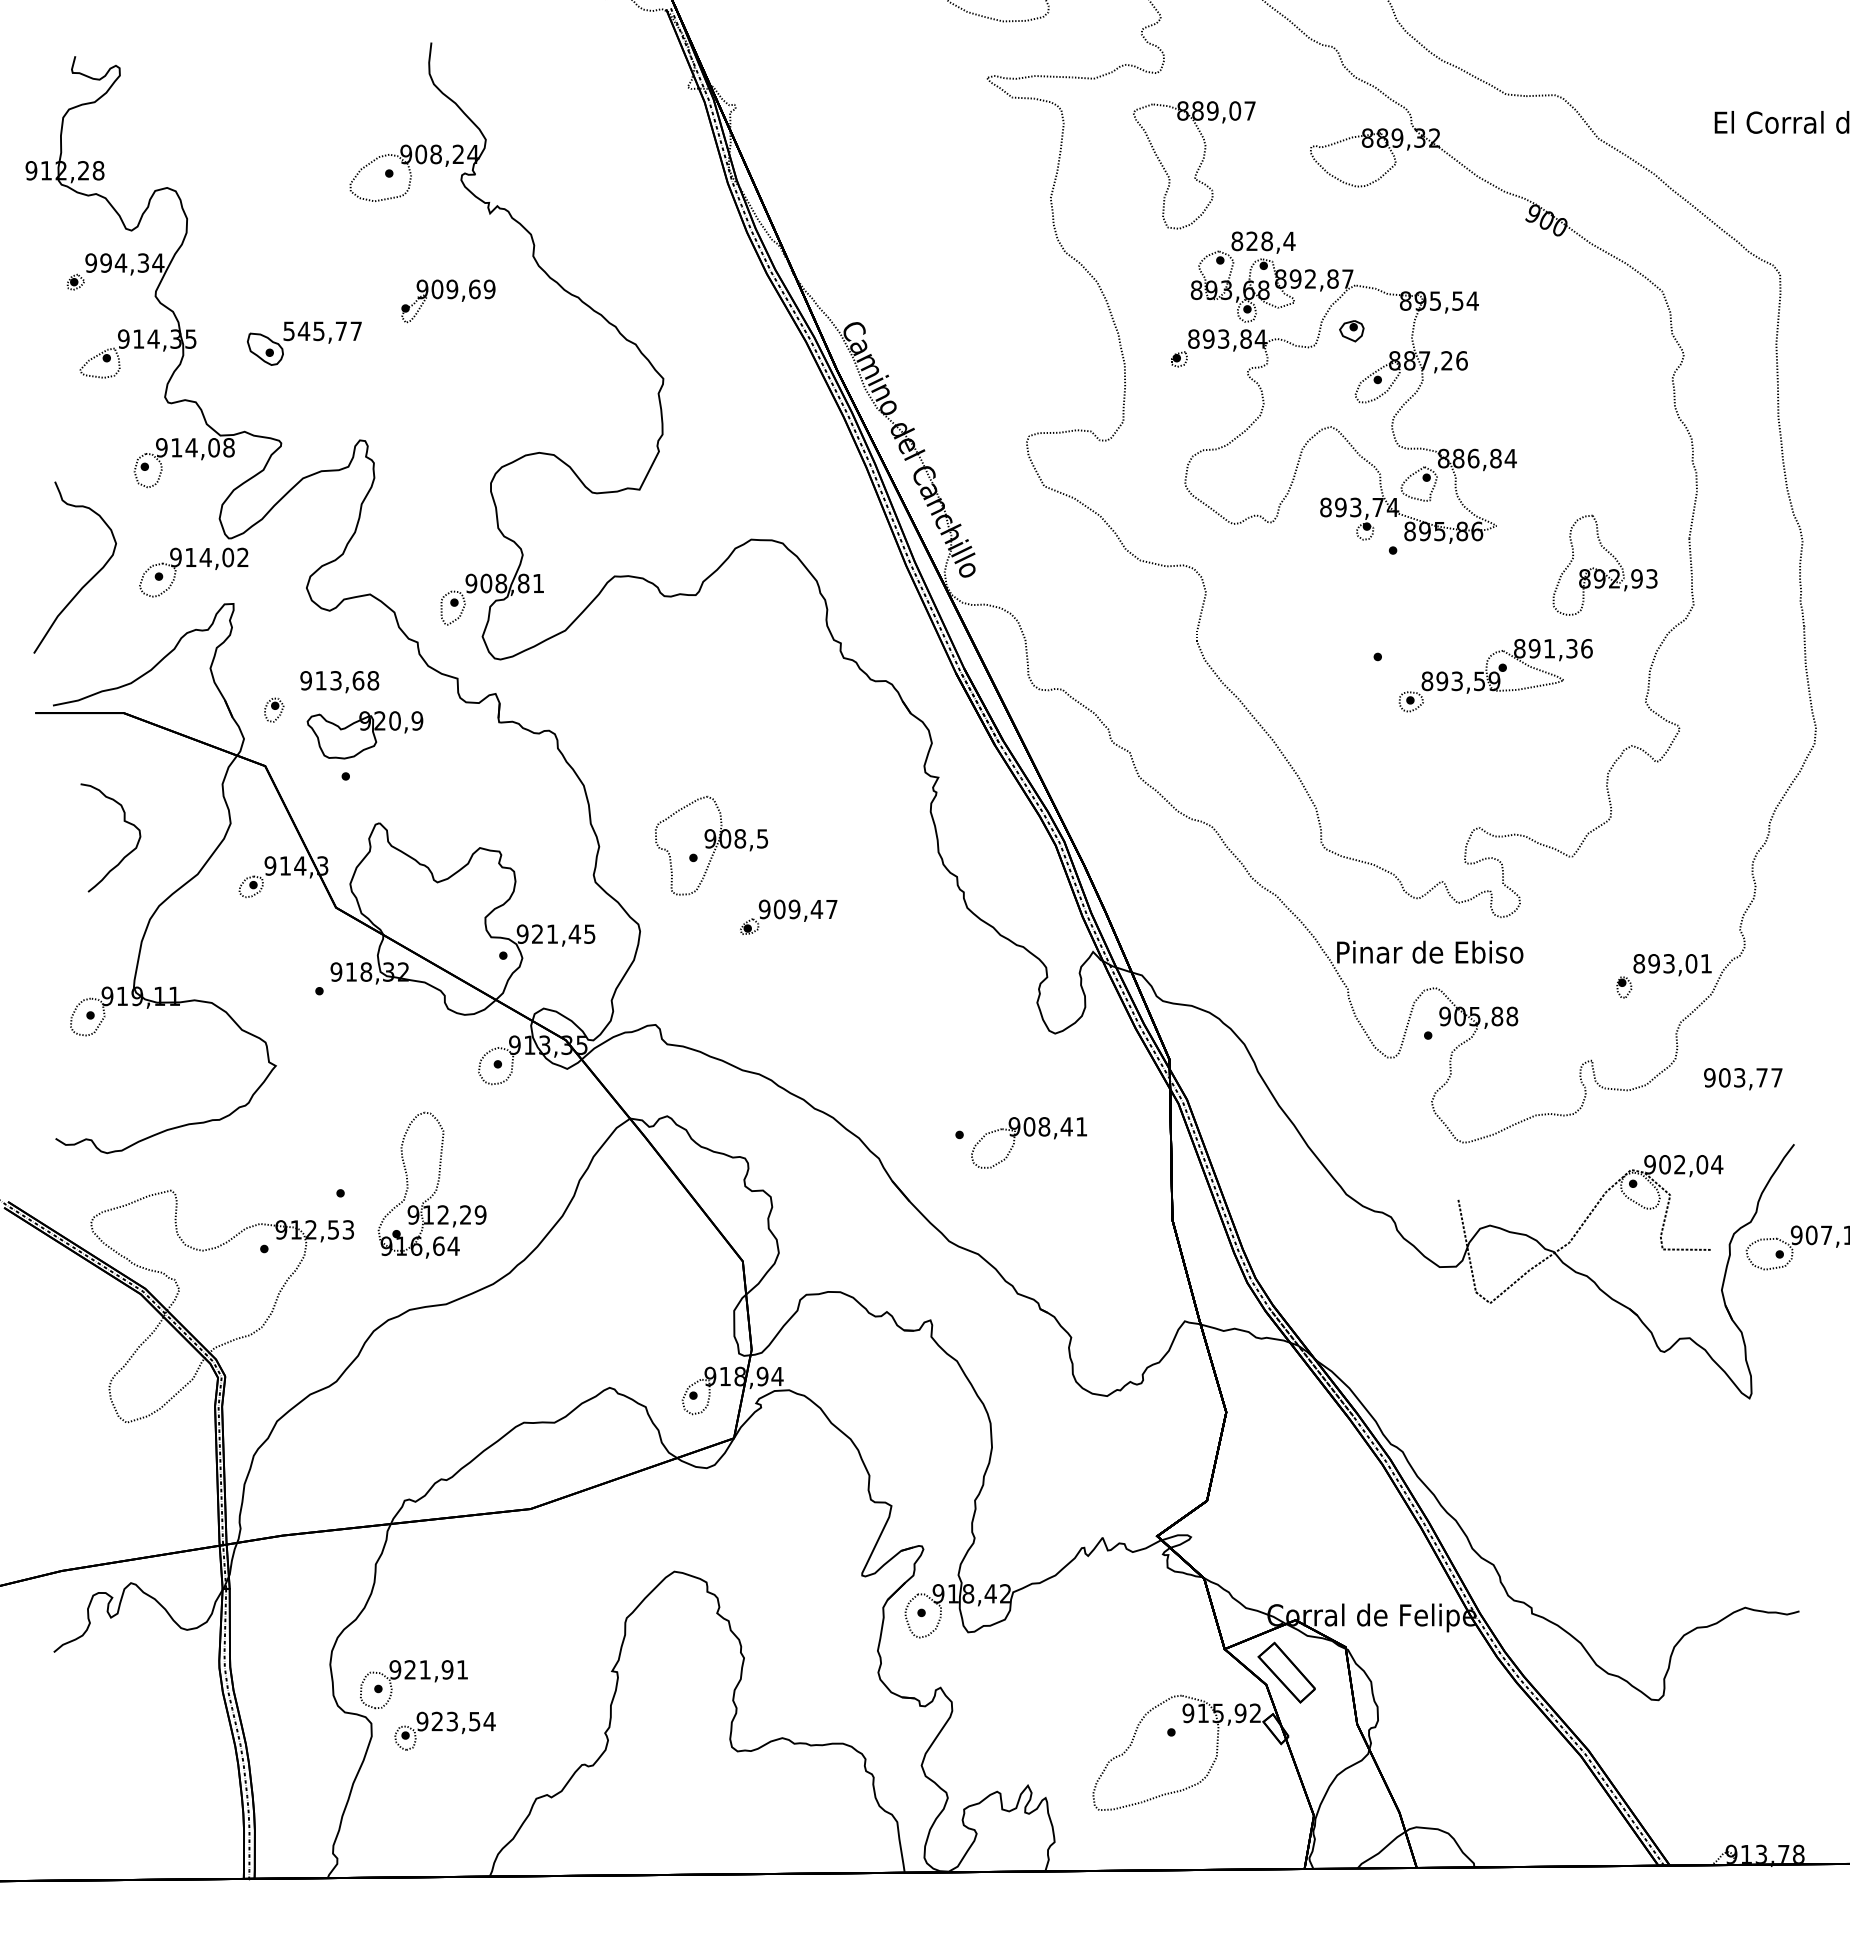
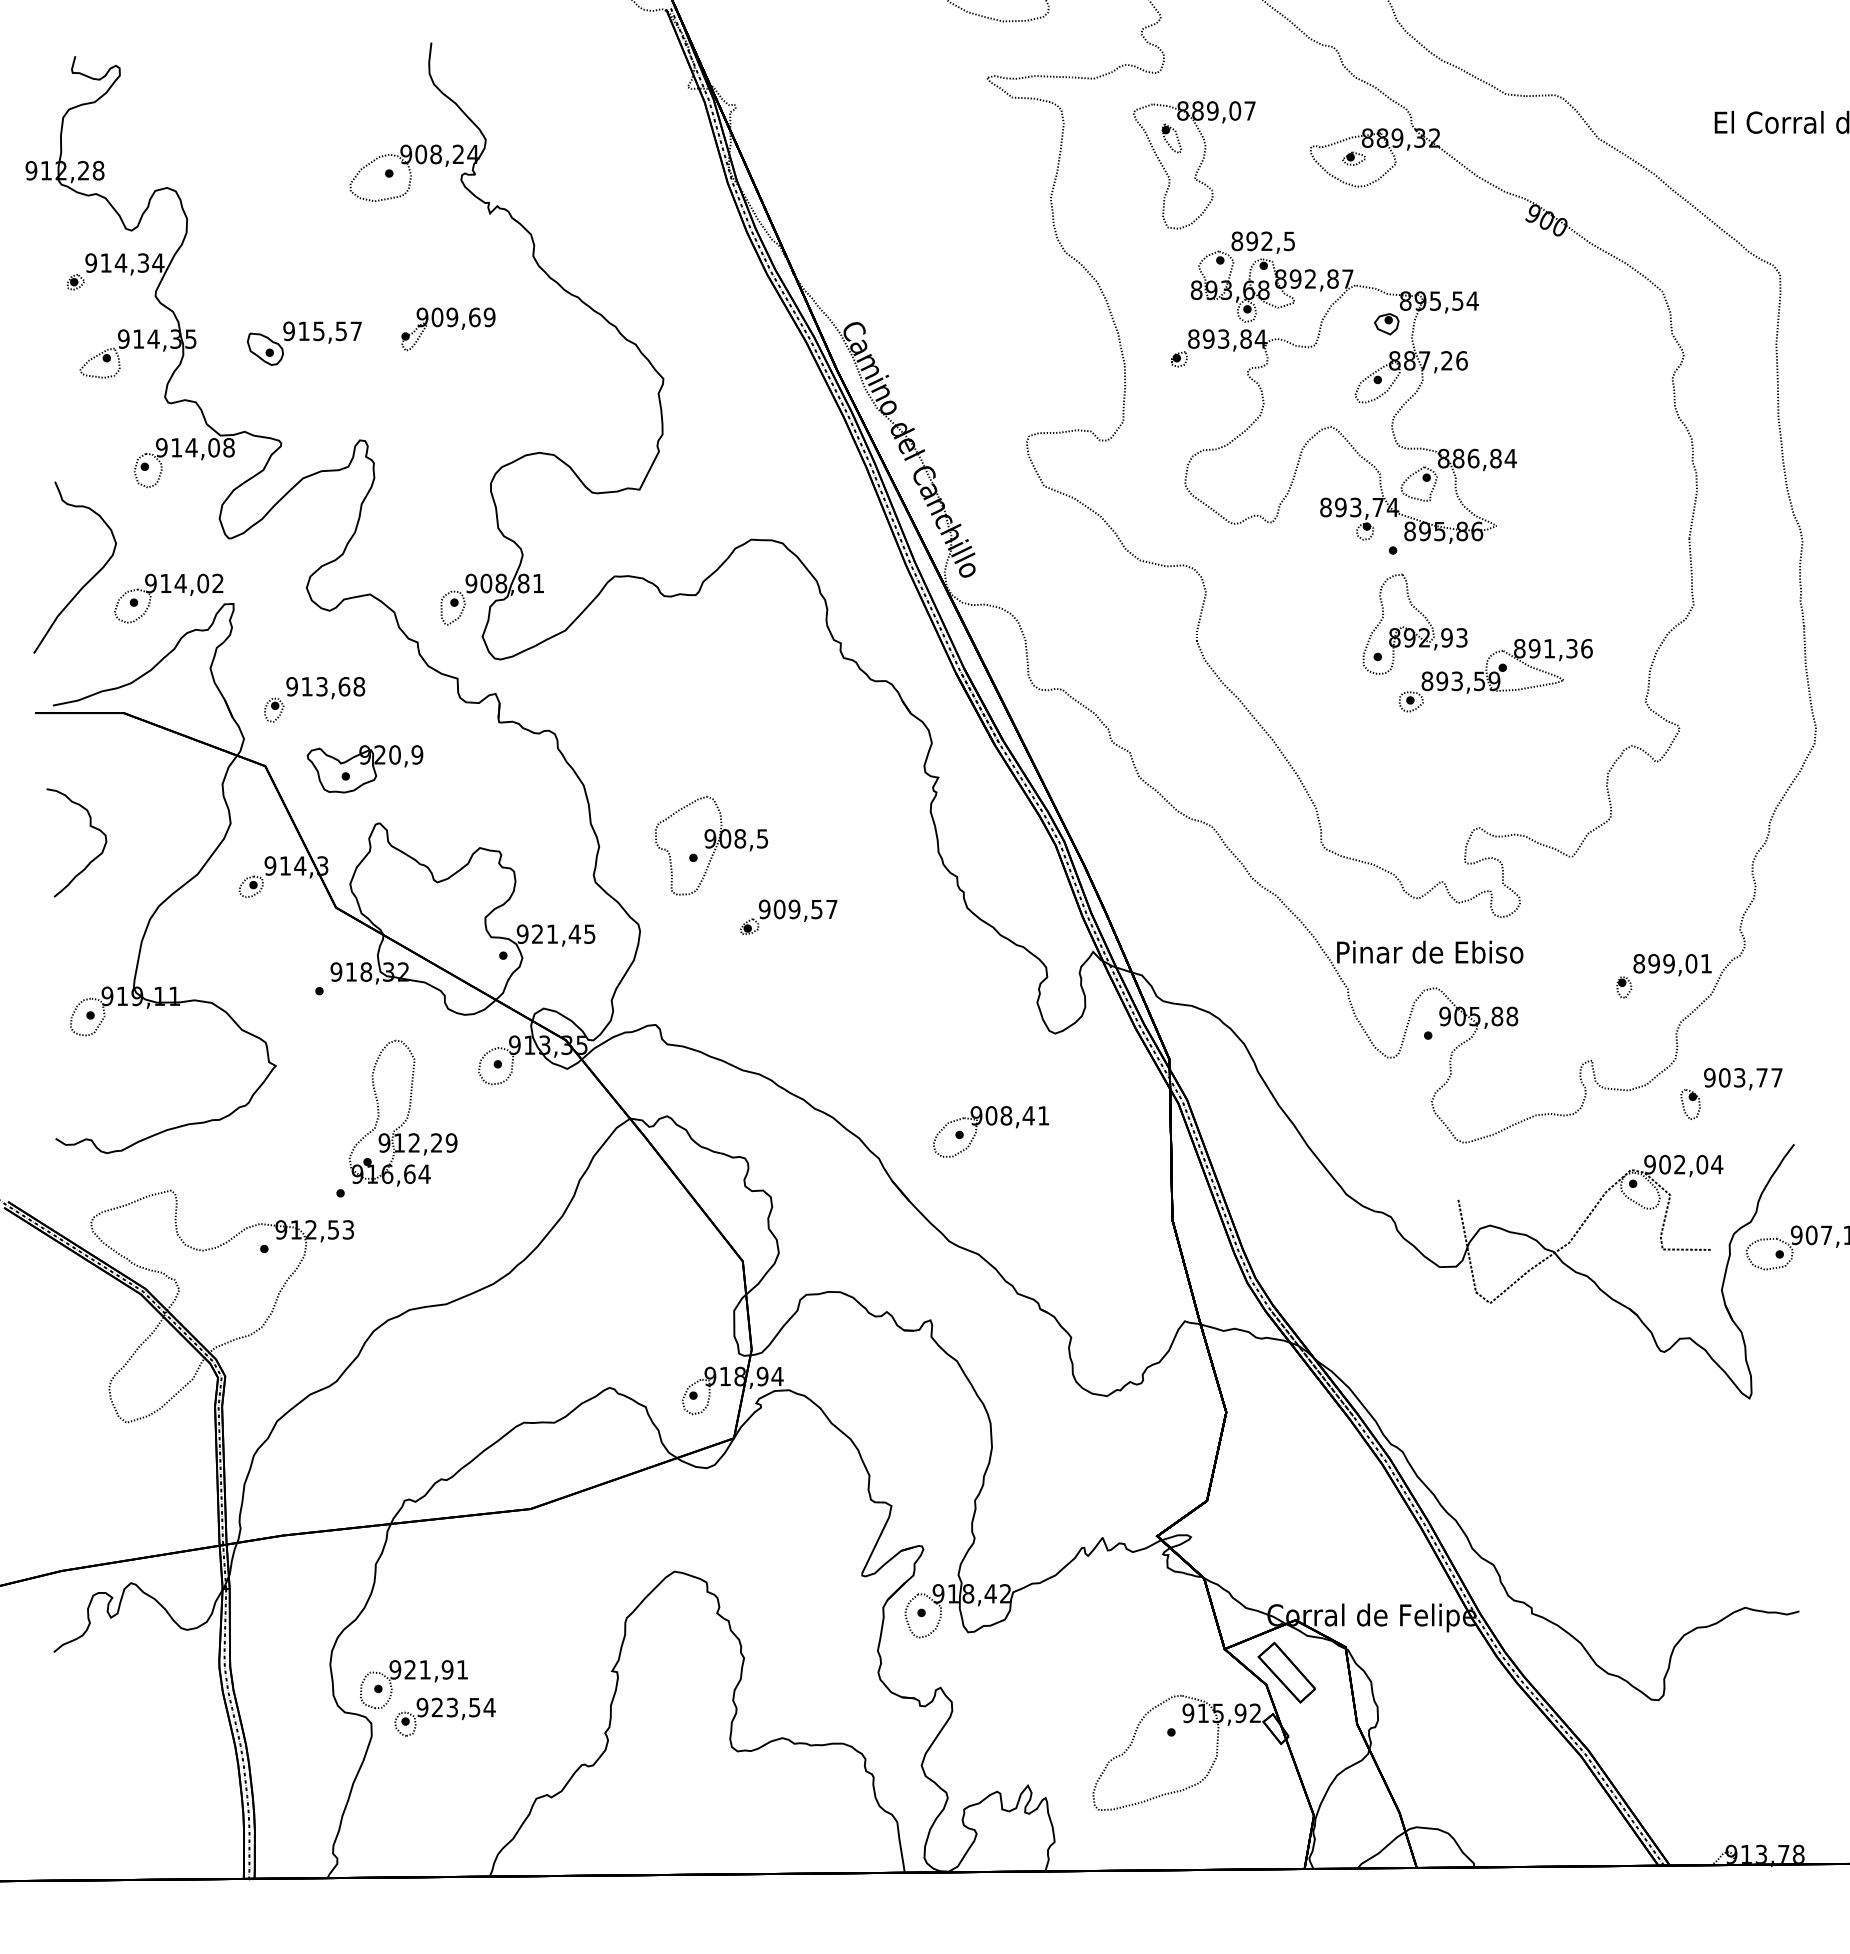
part: none -> present (1171, 138)
part: none -> present (1353, 158)
text: 828,4 -> 892,5 (1270, 241)
text: 994,34 -> 914,34 (105, 262)
part position: (448, 301) -> (448, 329) (448, 329)
text: 545,77 -> 915,57 (314, 331)
part position: (1351, 331) -> (1386, 324) (1386, 324)
part position: (1604, 564) -> (1414, 623) (1414, 623)
part position: (193, 572) -> (168, 598) (168, 598)
text position: (339, 682) -> (325, 688) (325, 688)
part position: (364, 735) -> (364, 769) (364, 769)
curve position: (123, 821) -> (89, 826) (89, 826)
text: 909,47 -> 909,57 (816, 909)
text: 893,01 -> 899,01 (1668, 963)
part: none -> present (1690, 1104)
part position: (1028, 1142) -> (990, 1131) (990, 1131)
part position: (431, 1184) -> (402, 1112) (402, 1112)
part position: (444, 1730) -> (444, 1716) (444, 1716)
